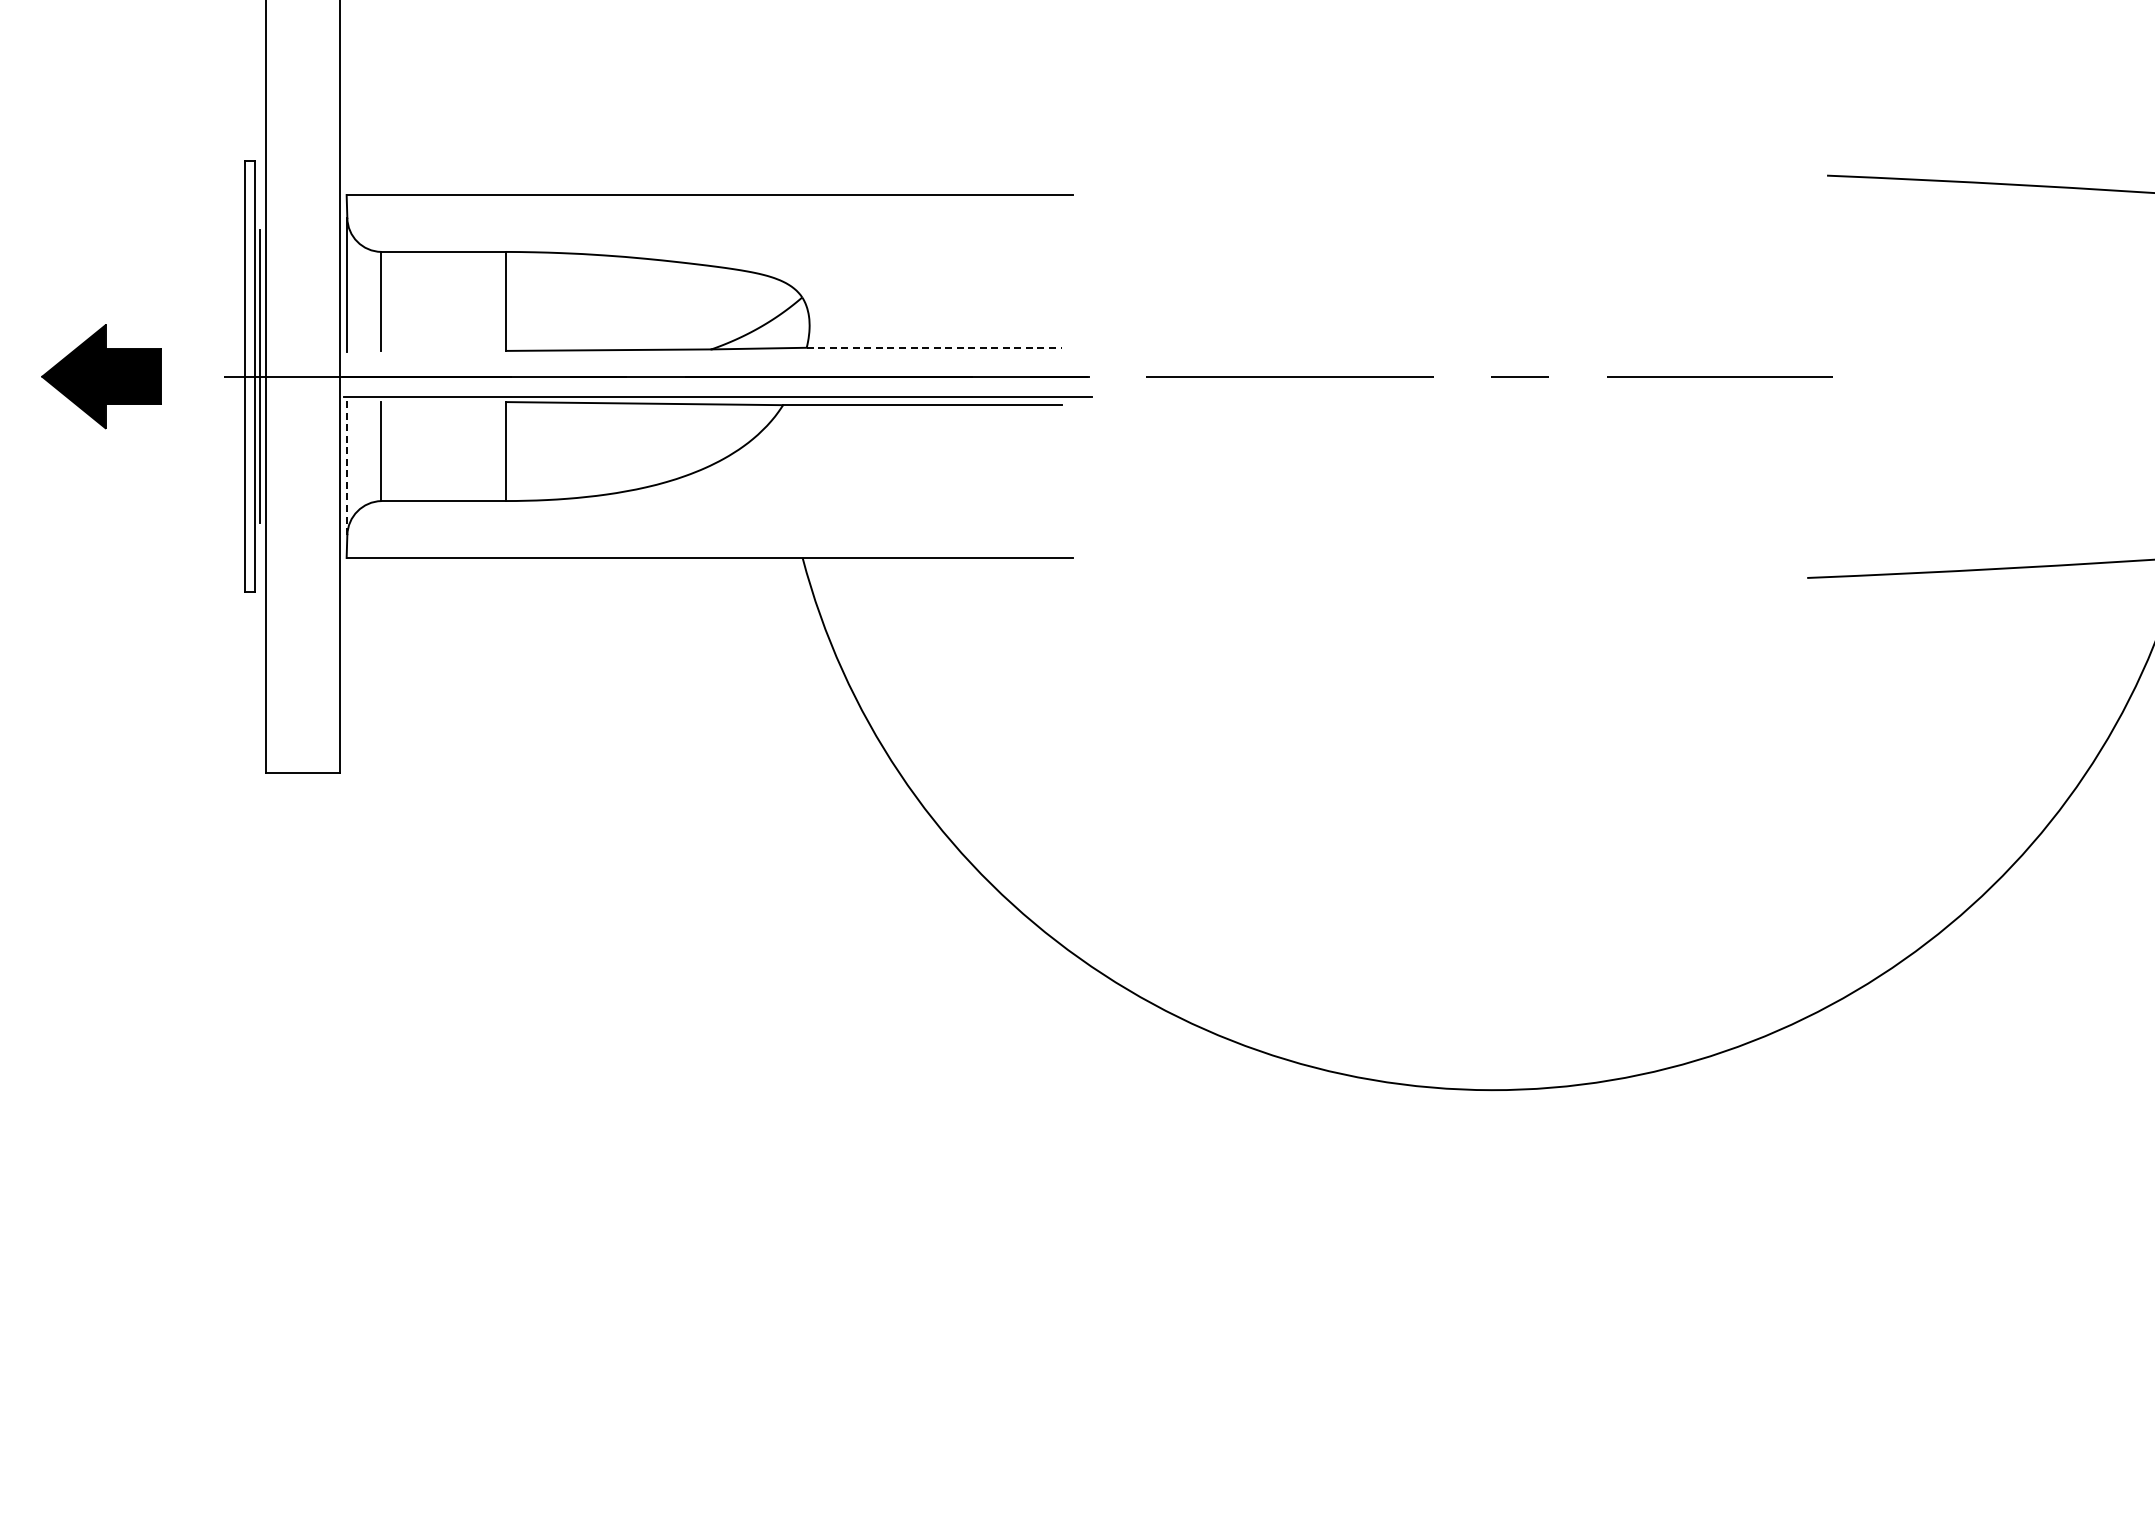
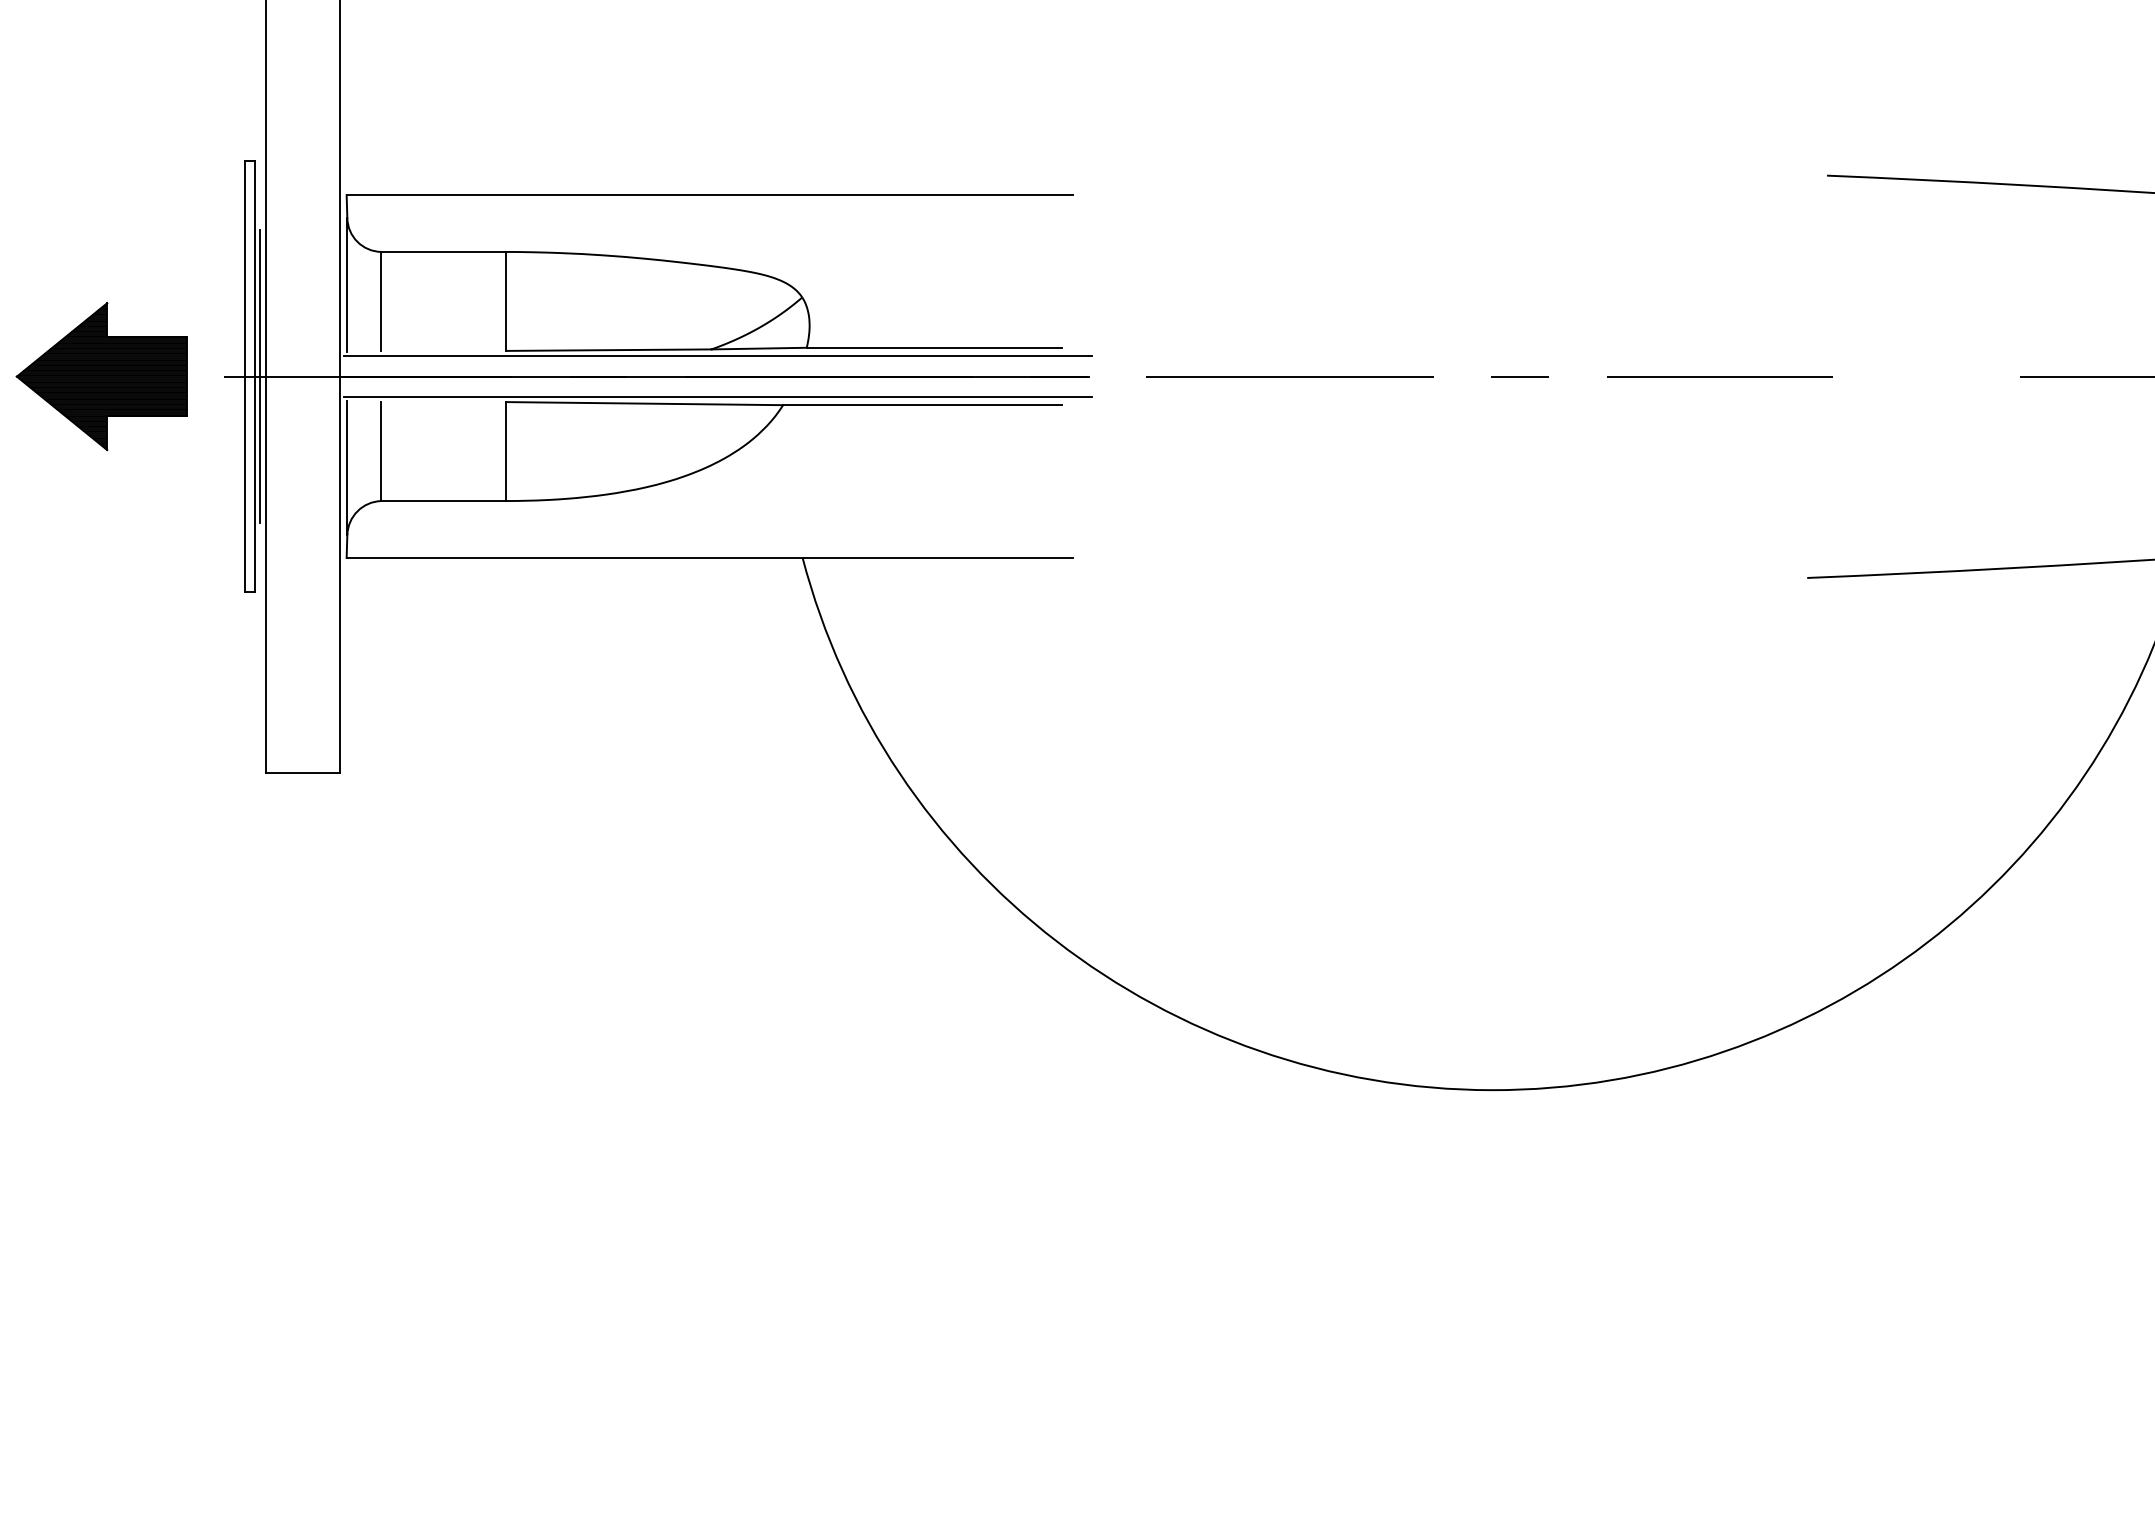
line: dashed -> solid (934, 347)
line: none -> present (717, 356)
part size: 121x106 px -> 173x150 px (101, 376)
line: none -> present (2085, 376)
line: dashed -> solid (347, 467)
